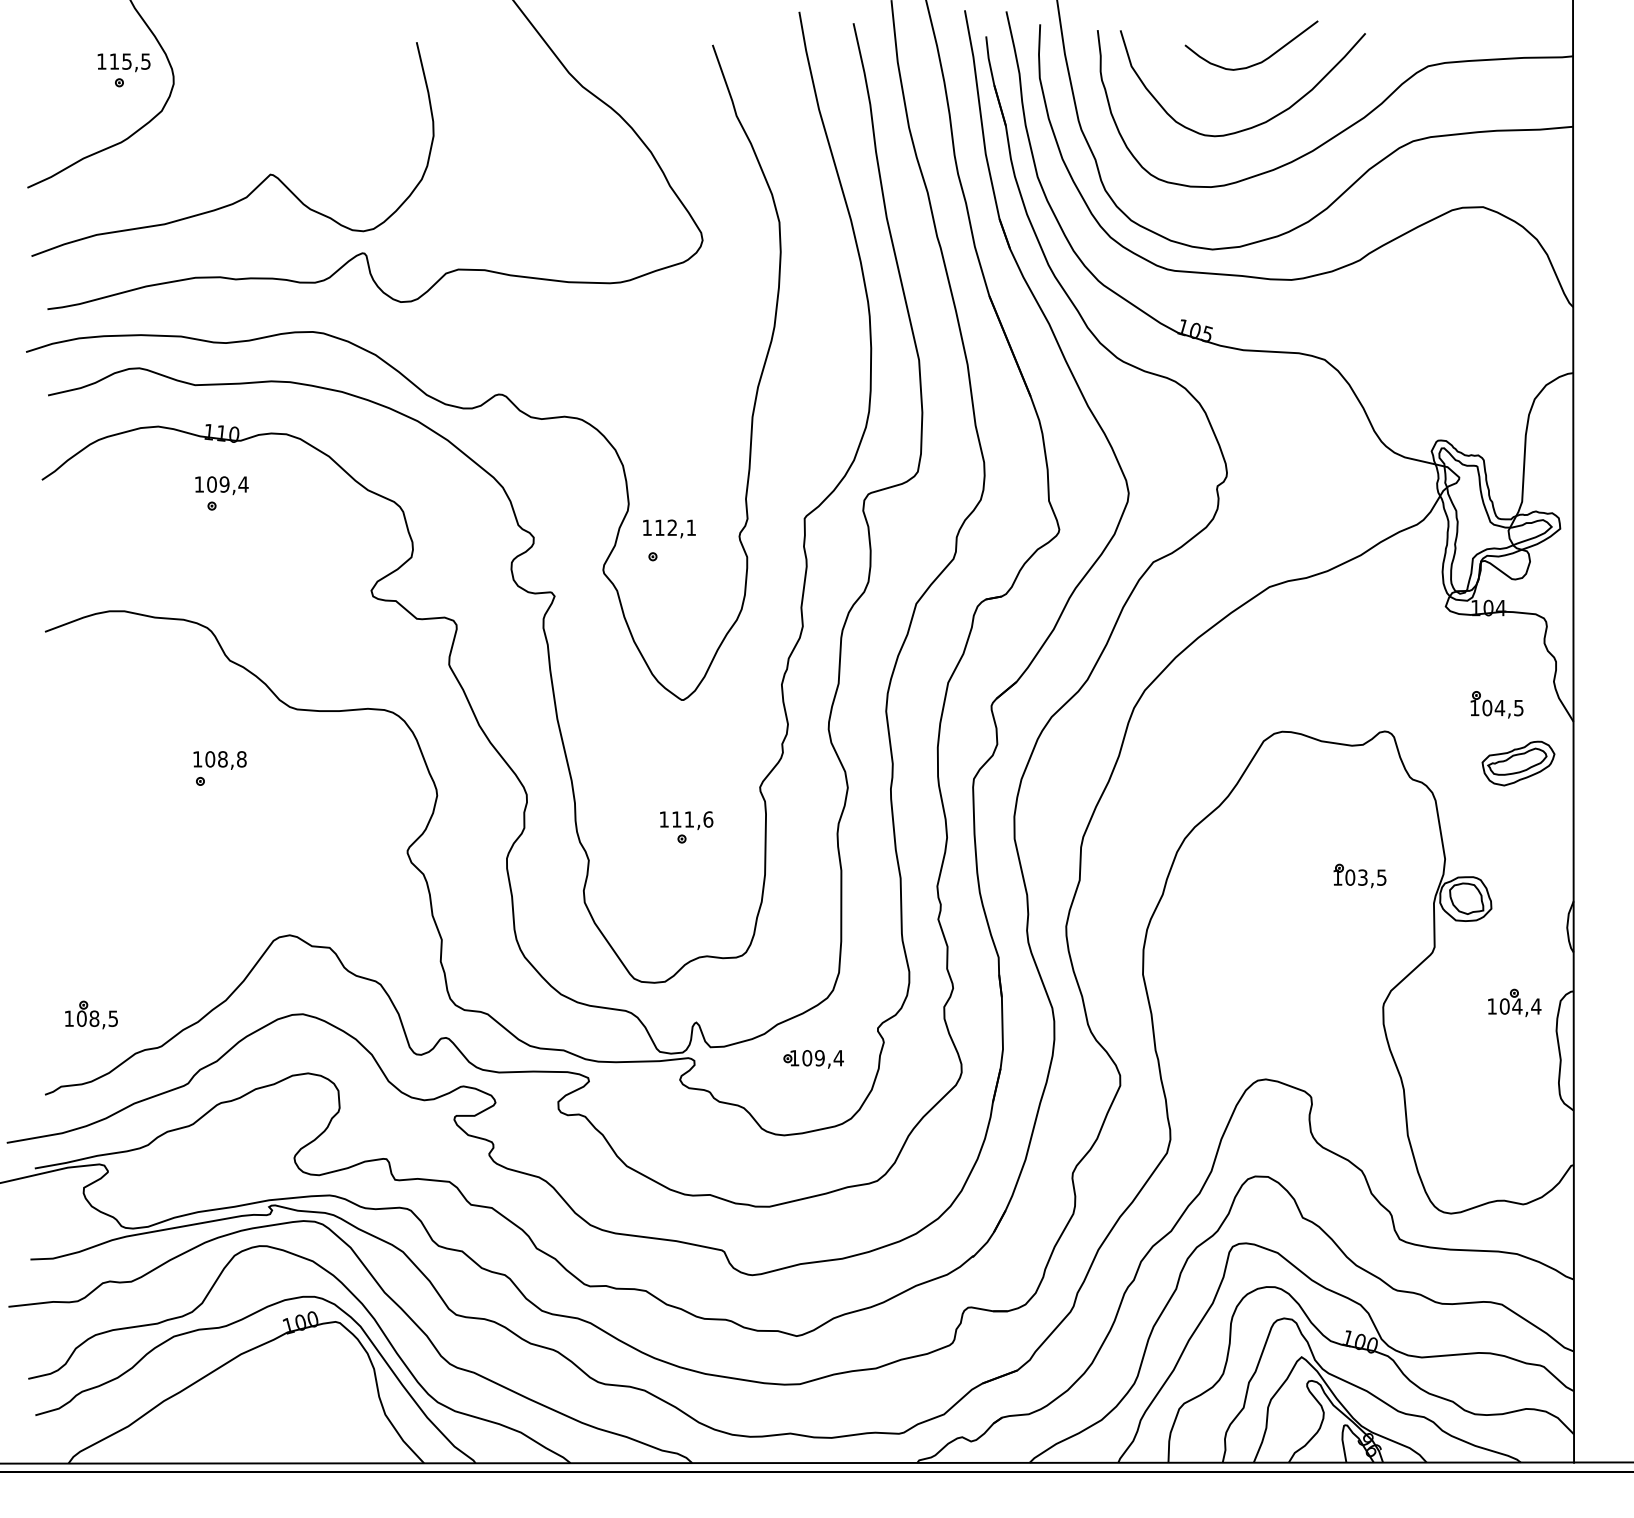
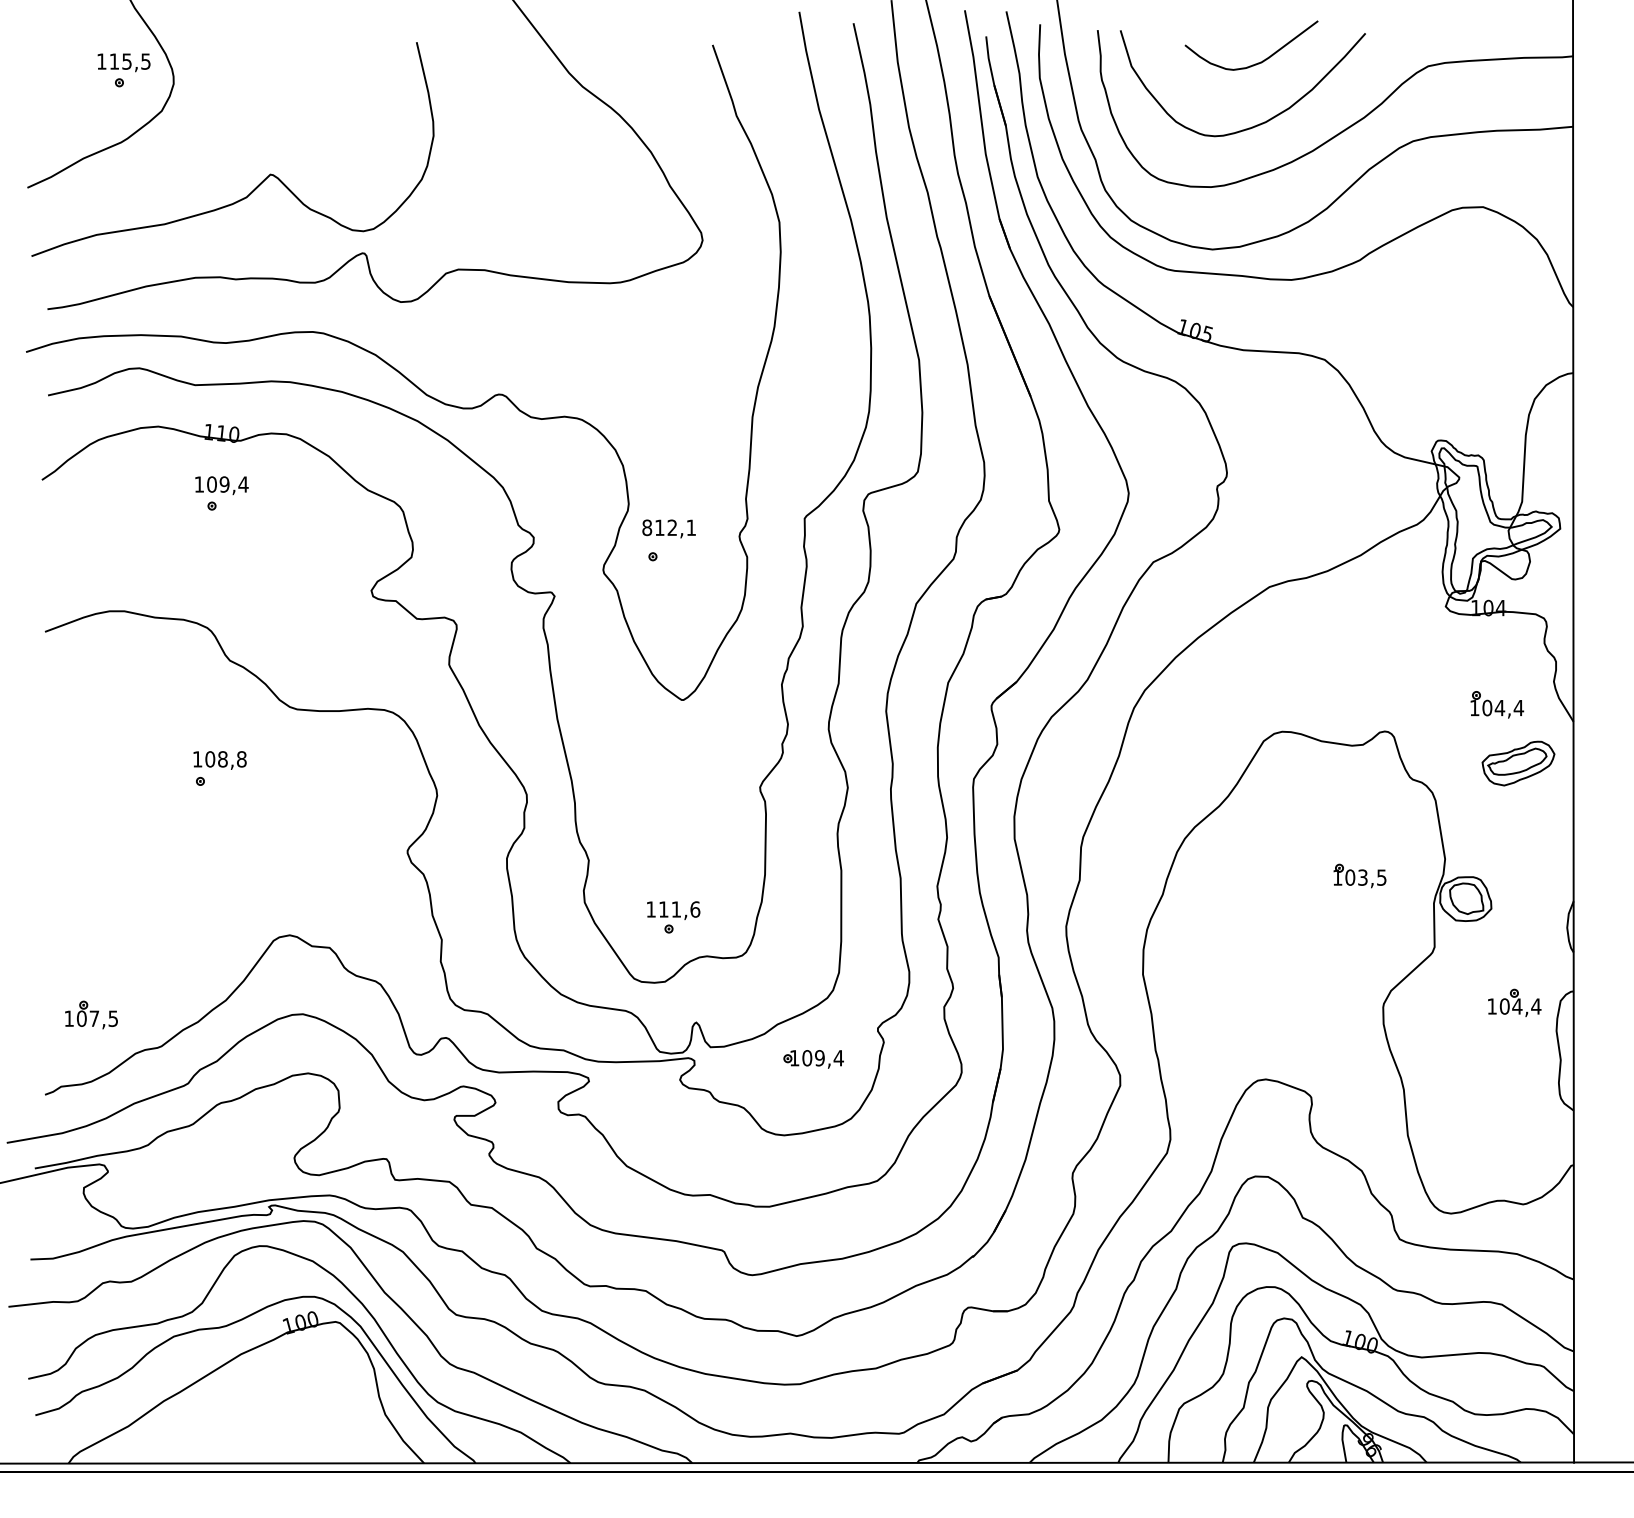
text: 112,1 -> 812,1 (647, 527)
text: 104,5 -> 104,4 (1518, 708)
part position: (686, 827) -> (673, 917) (673, 917)
text: 108,5 -> 107,5 (94, 1018)
